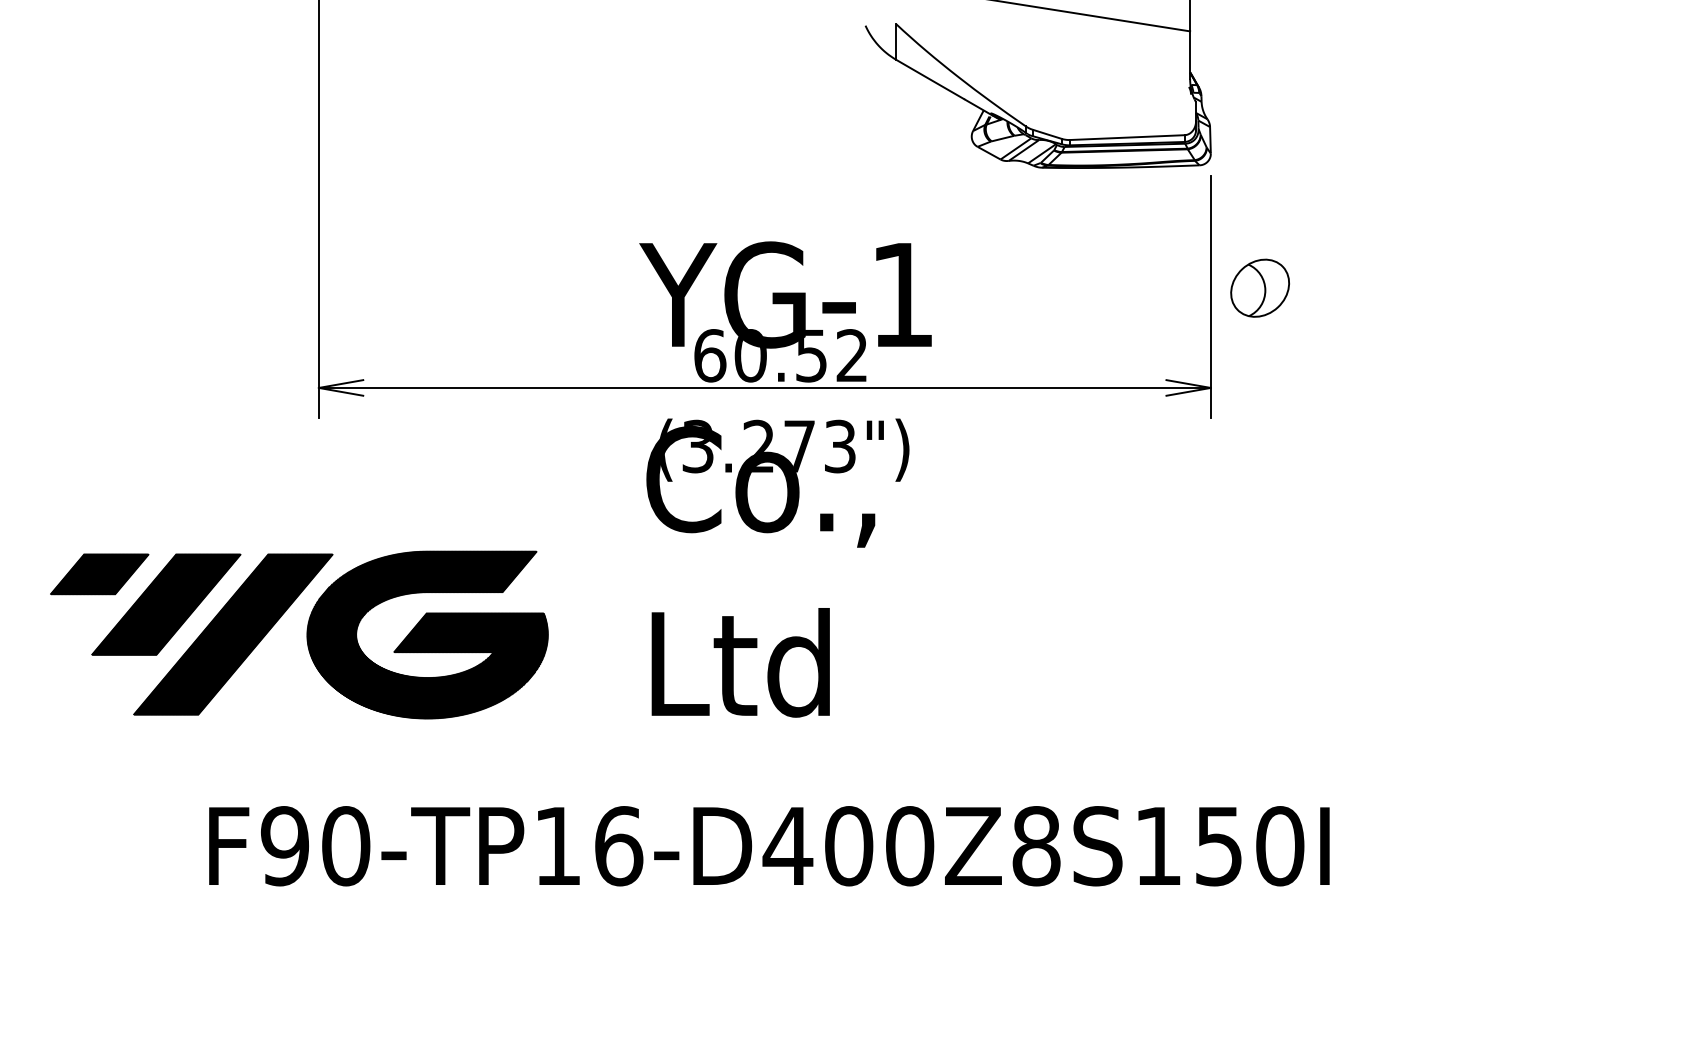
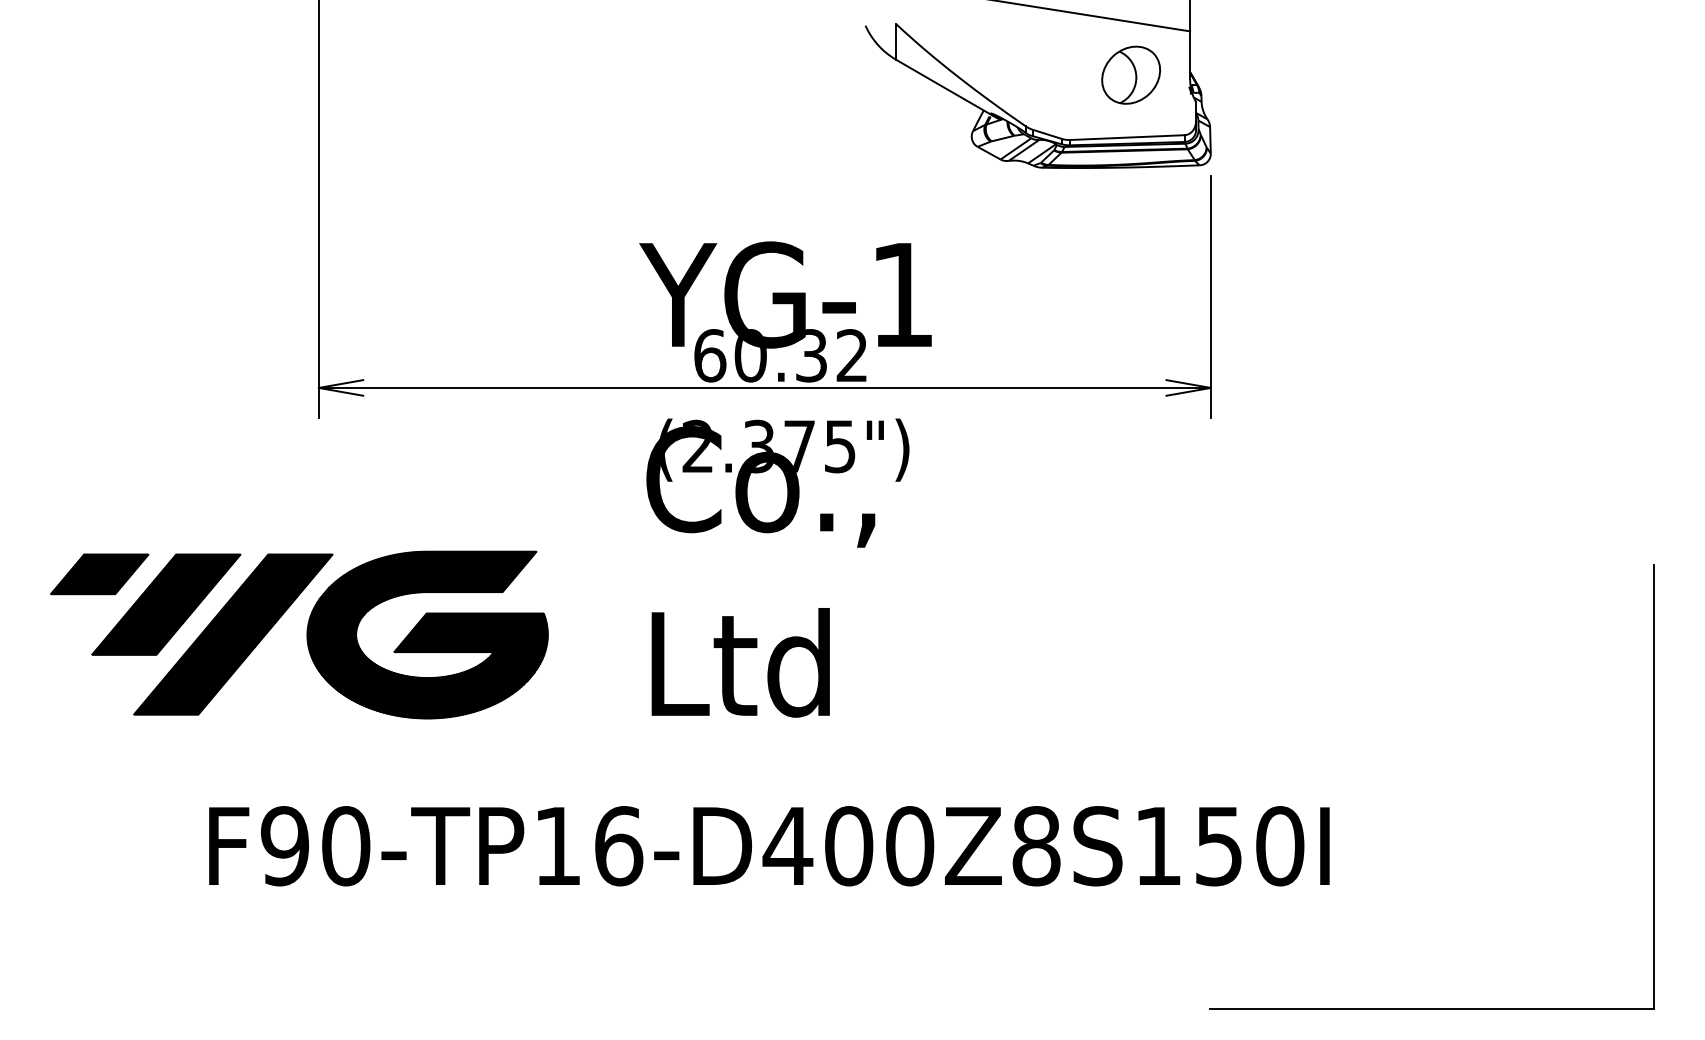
part position: (1259, 287) -> (1130, 74) (1130, 74)
text: 60.52 -> 60.32 (811, 355)
text: (3.273") -> (2.375") (768, 446)
part: none -> present (1653, 786)
